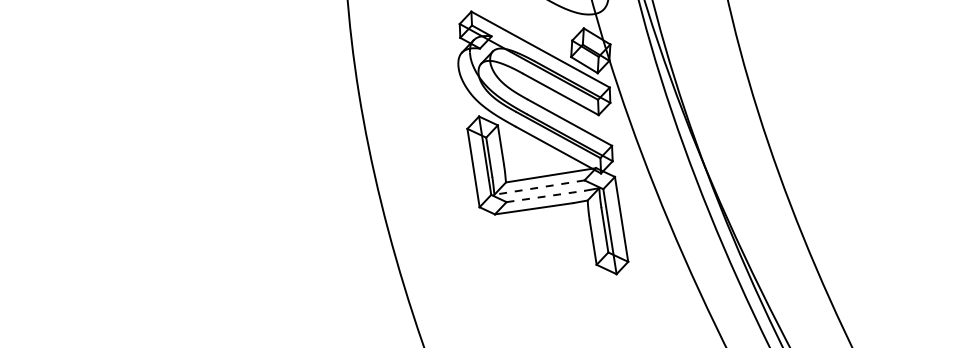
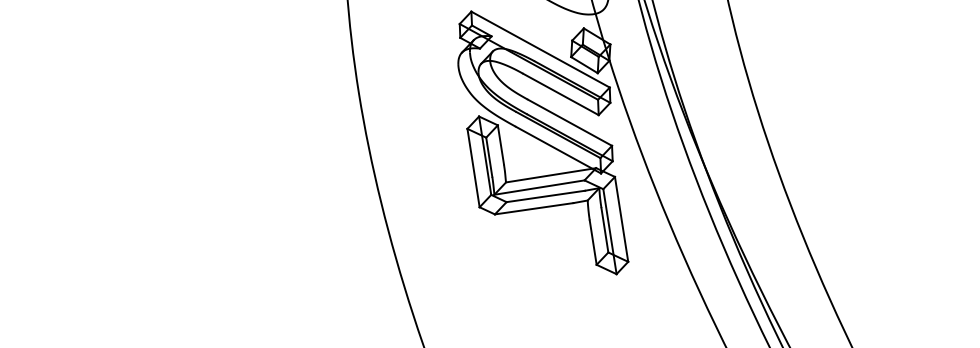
line: dashed -> solid (539, 187)
line: dashed -> solid (545, 196)
